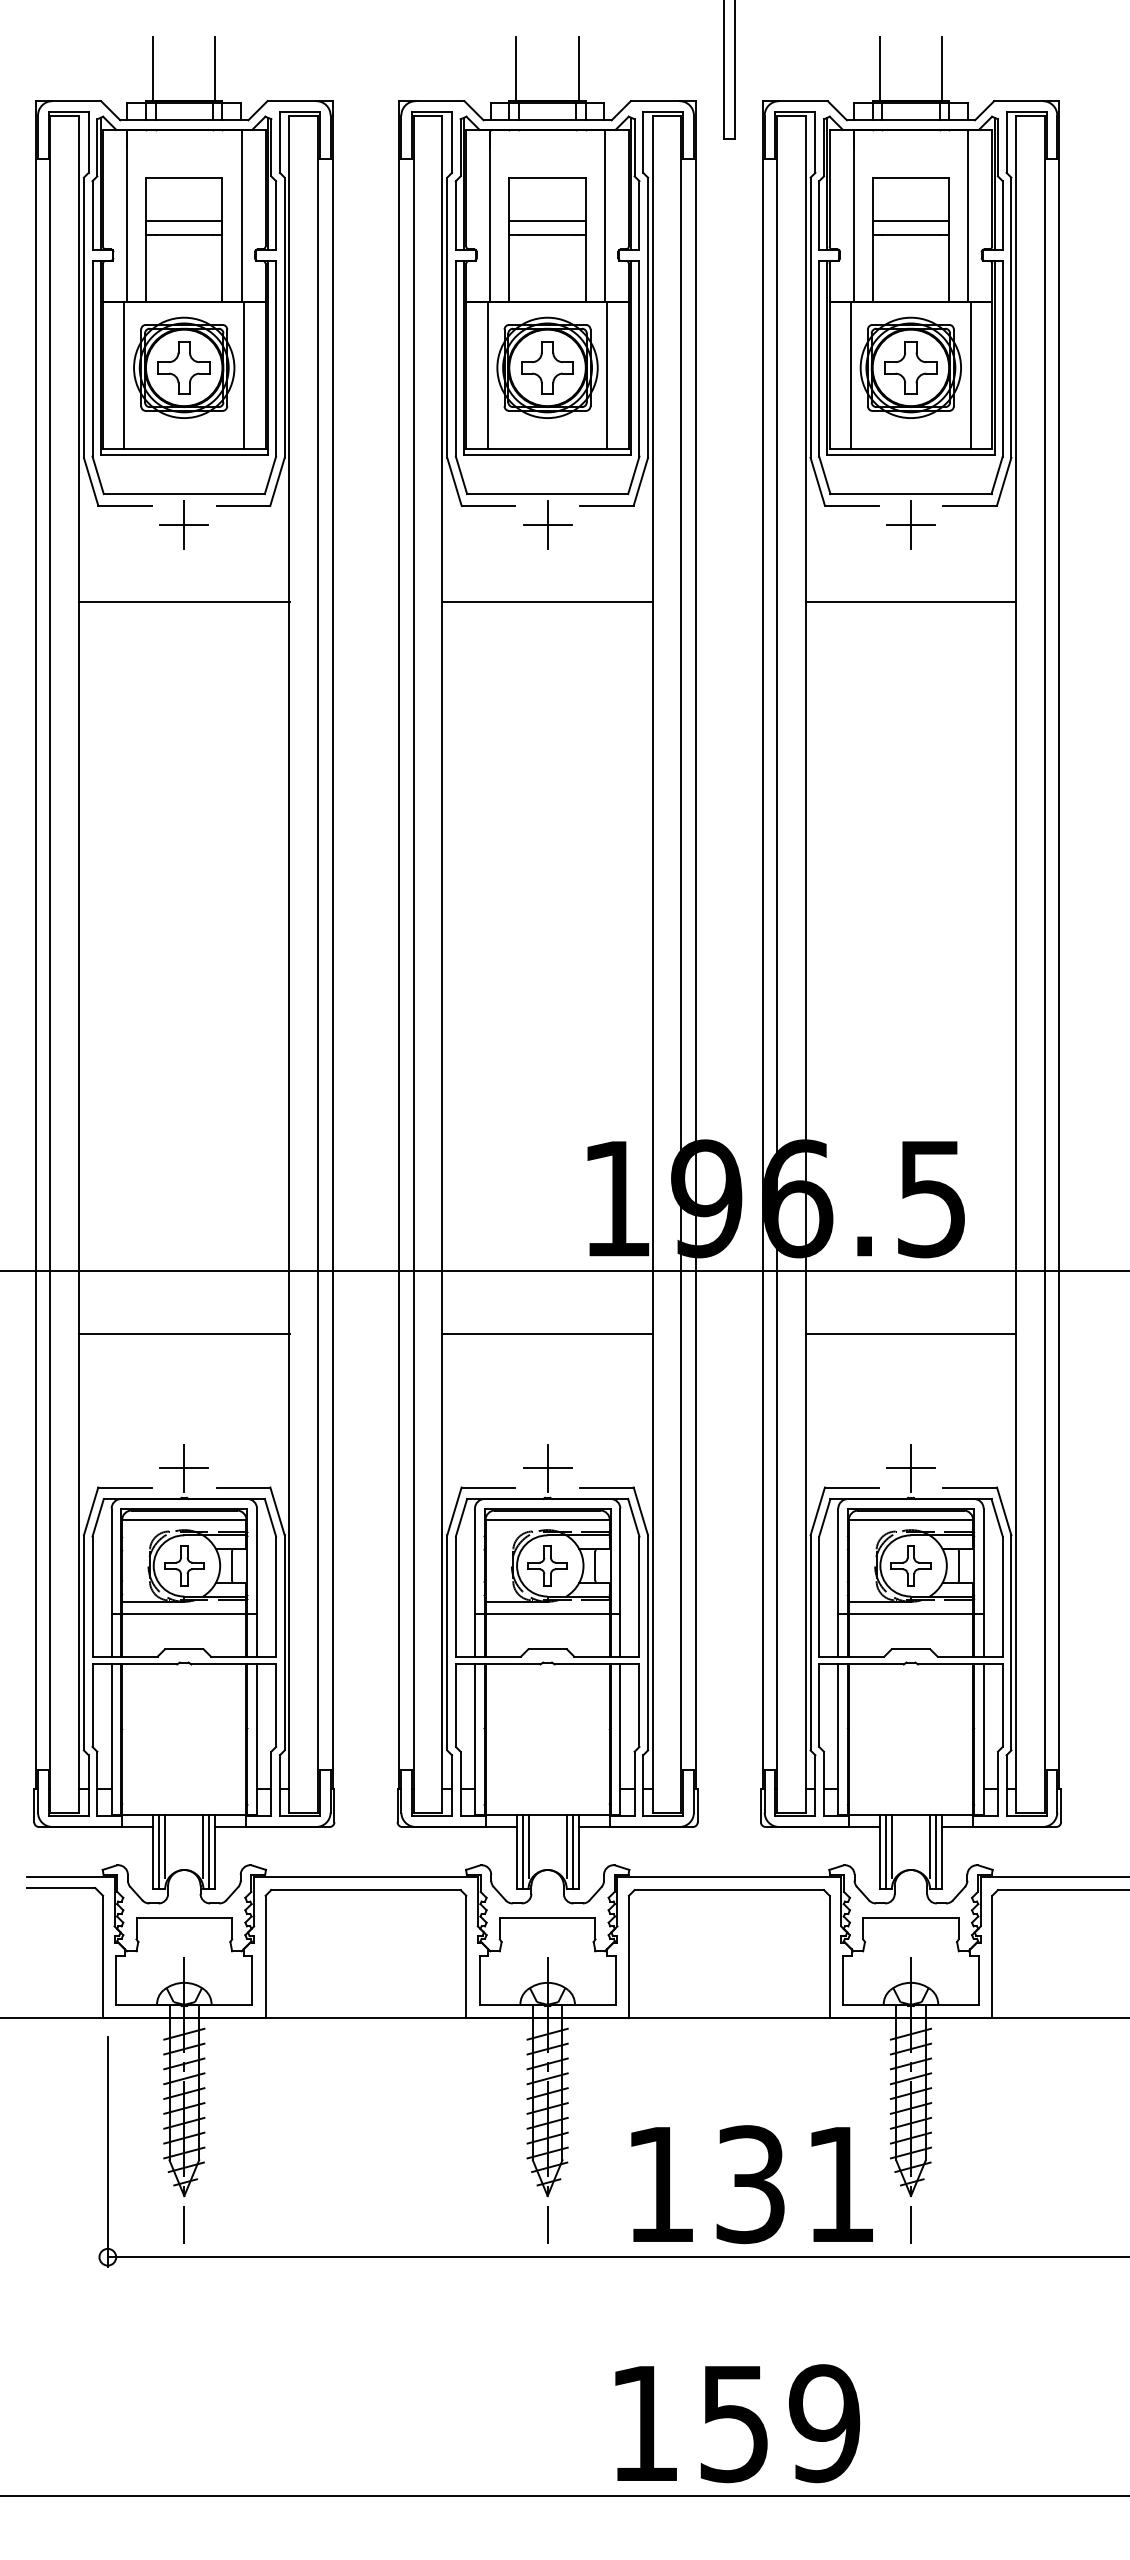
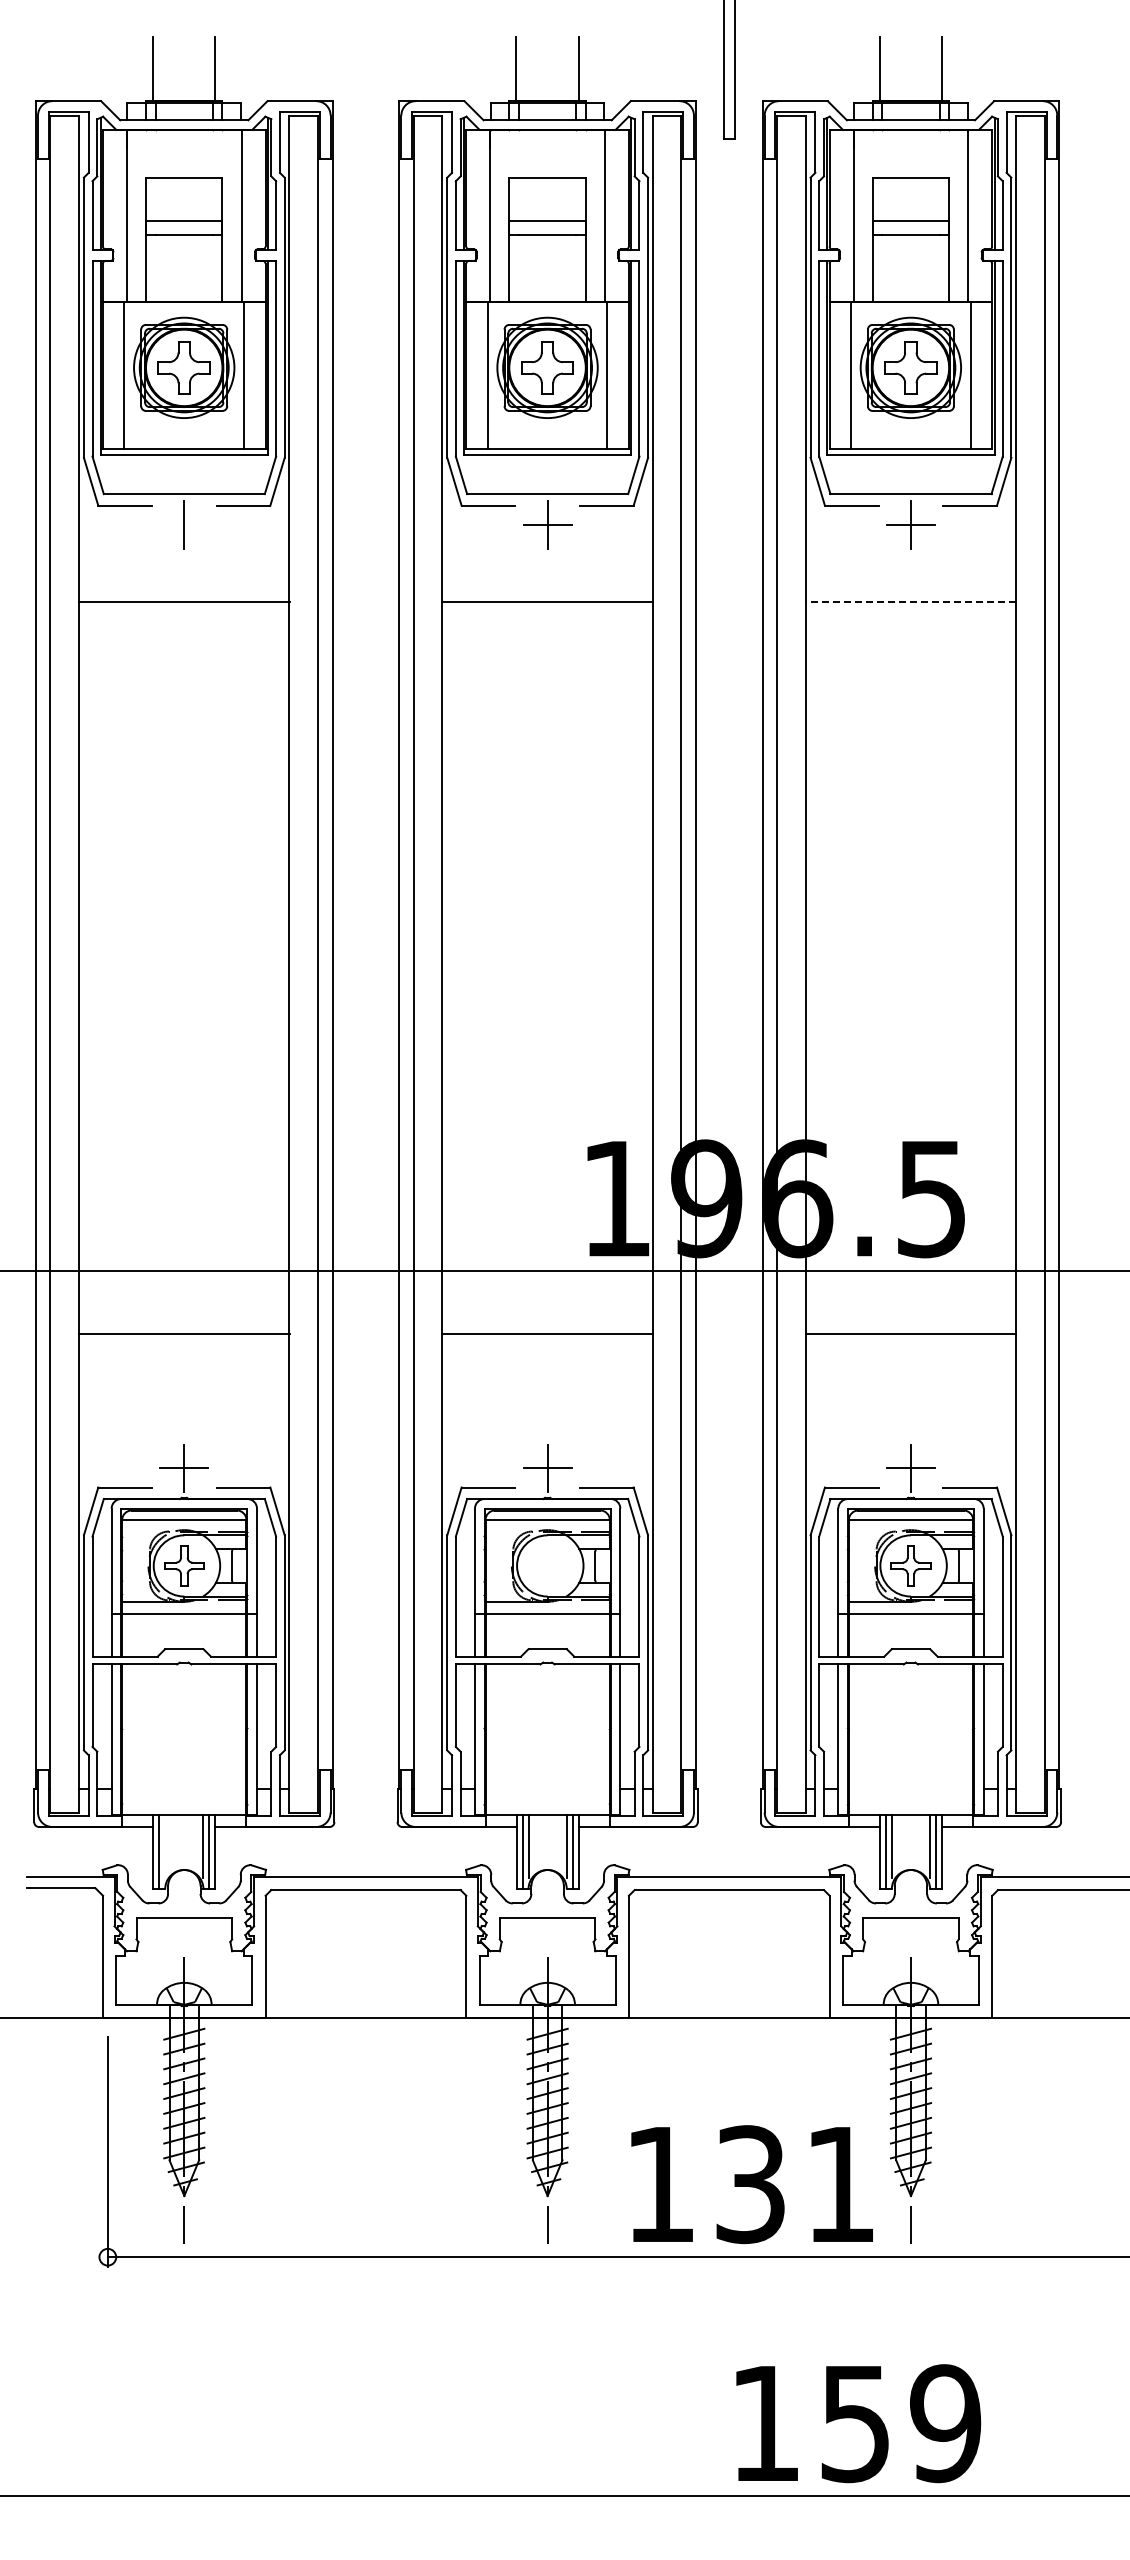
line: present -> none (184, 524)
line: solid -> dashed (910, 602)
part: present -> none (547, 1565)
line: present -> none (165, 1846)
text position: (737, 2423) -> (858, 2423) (858, 2423)
